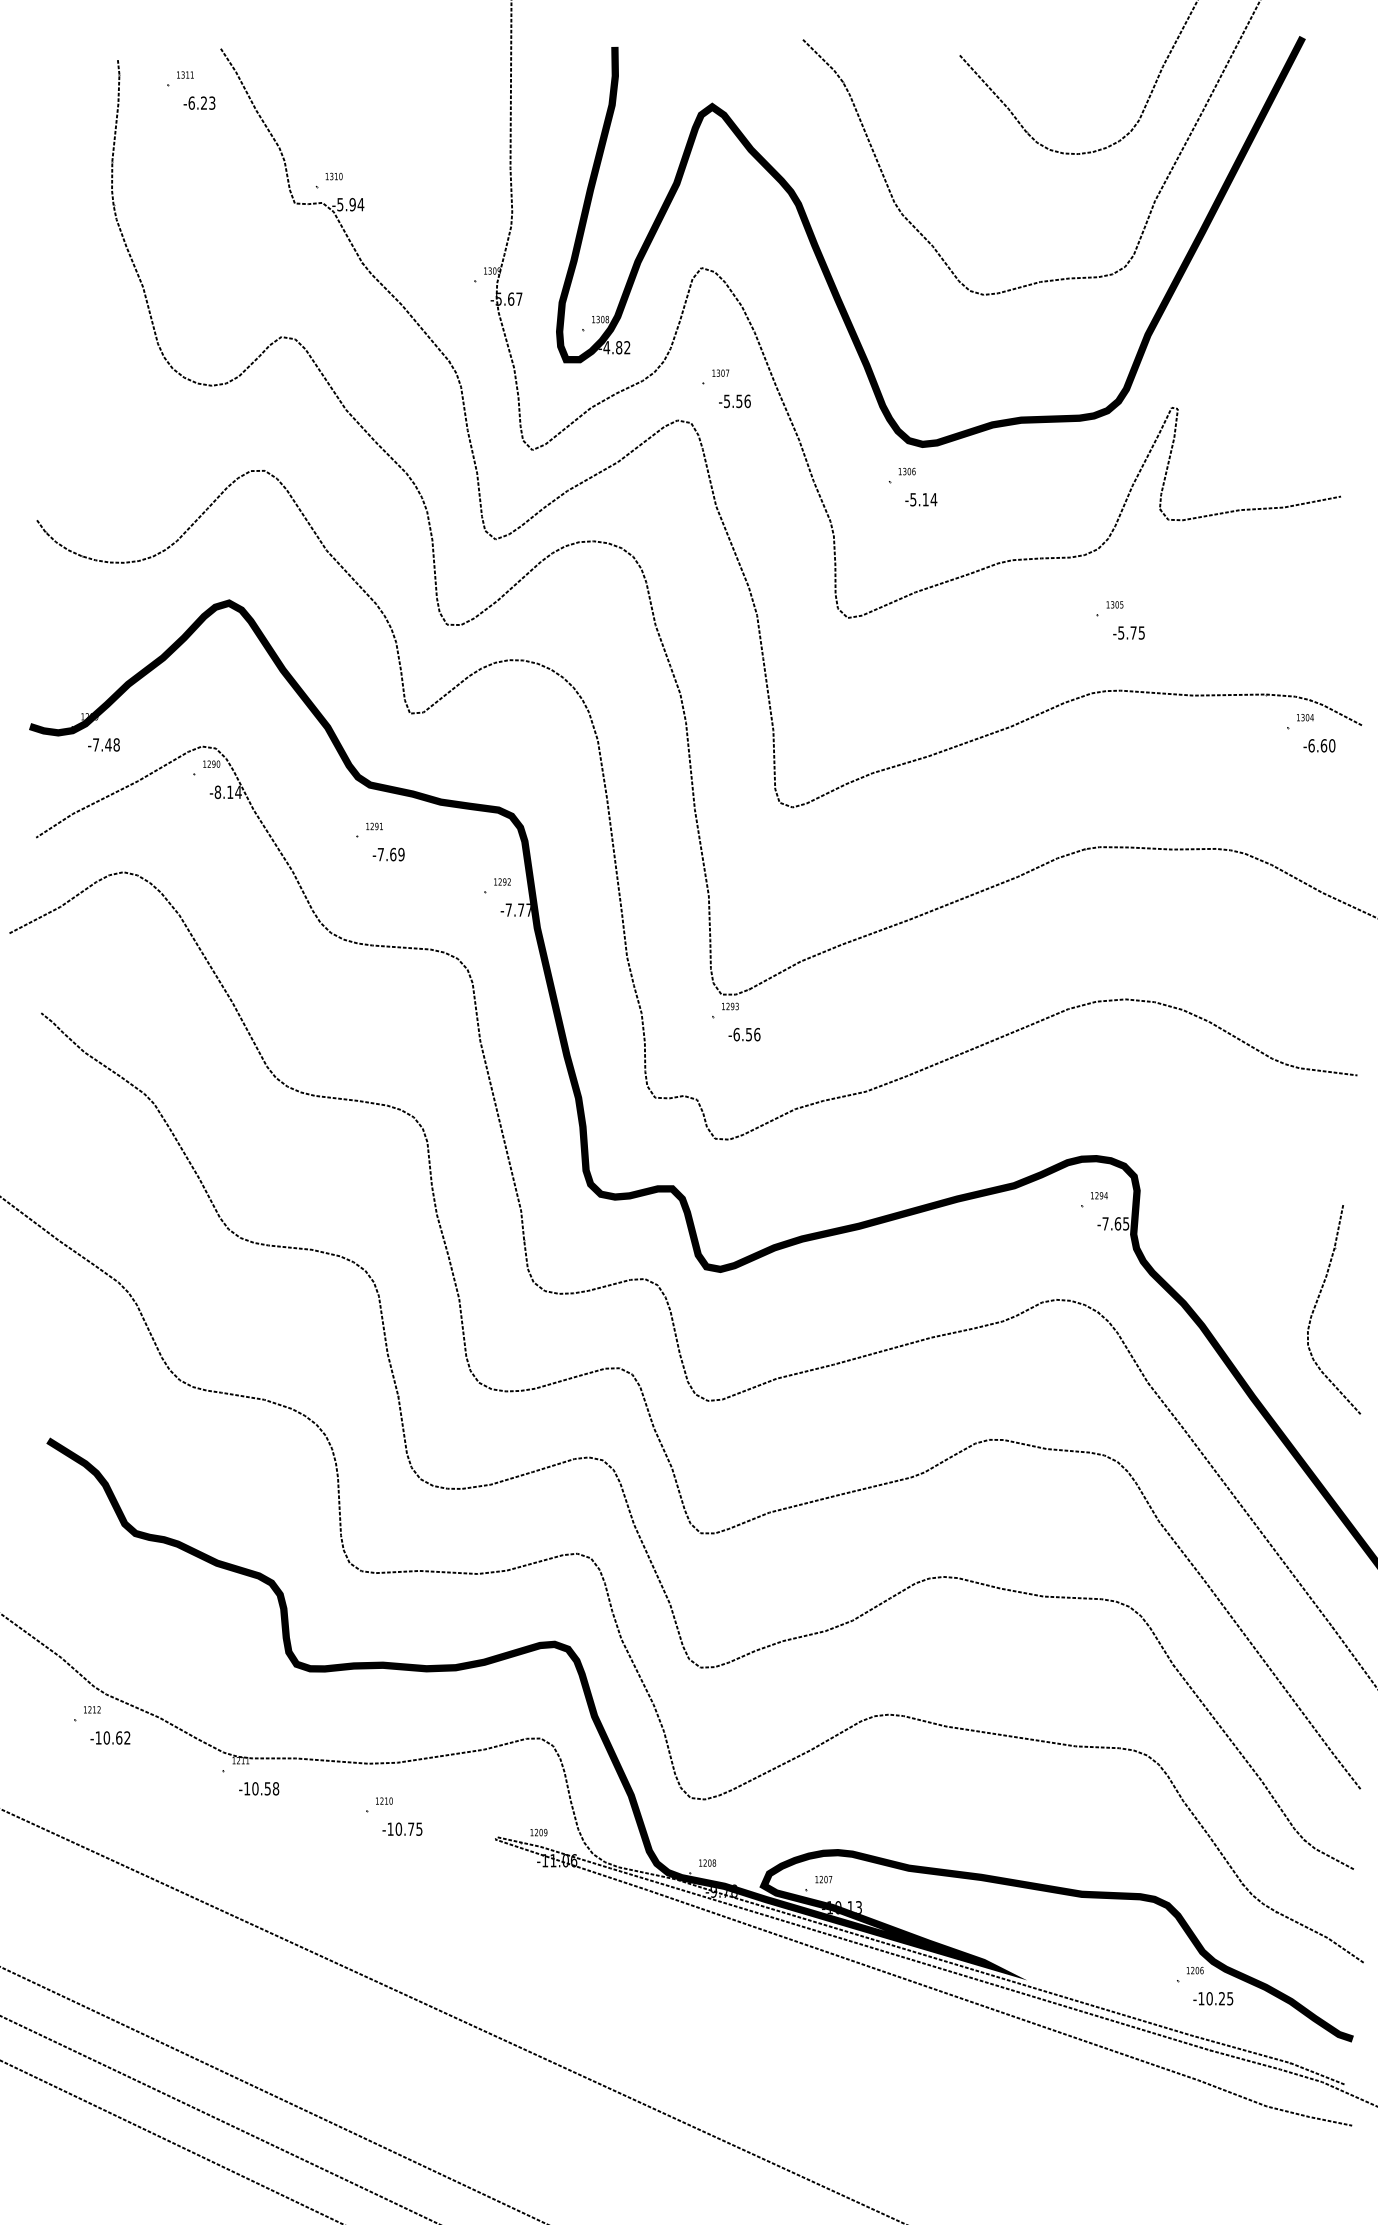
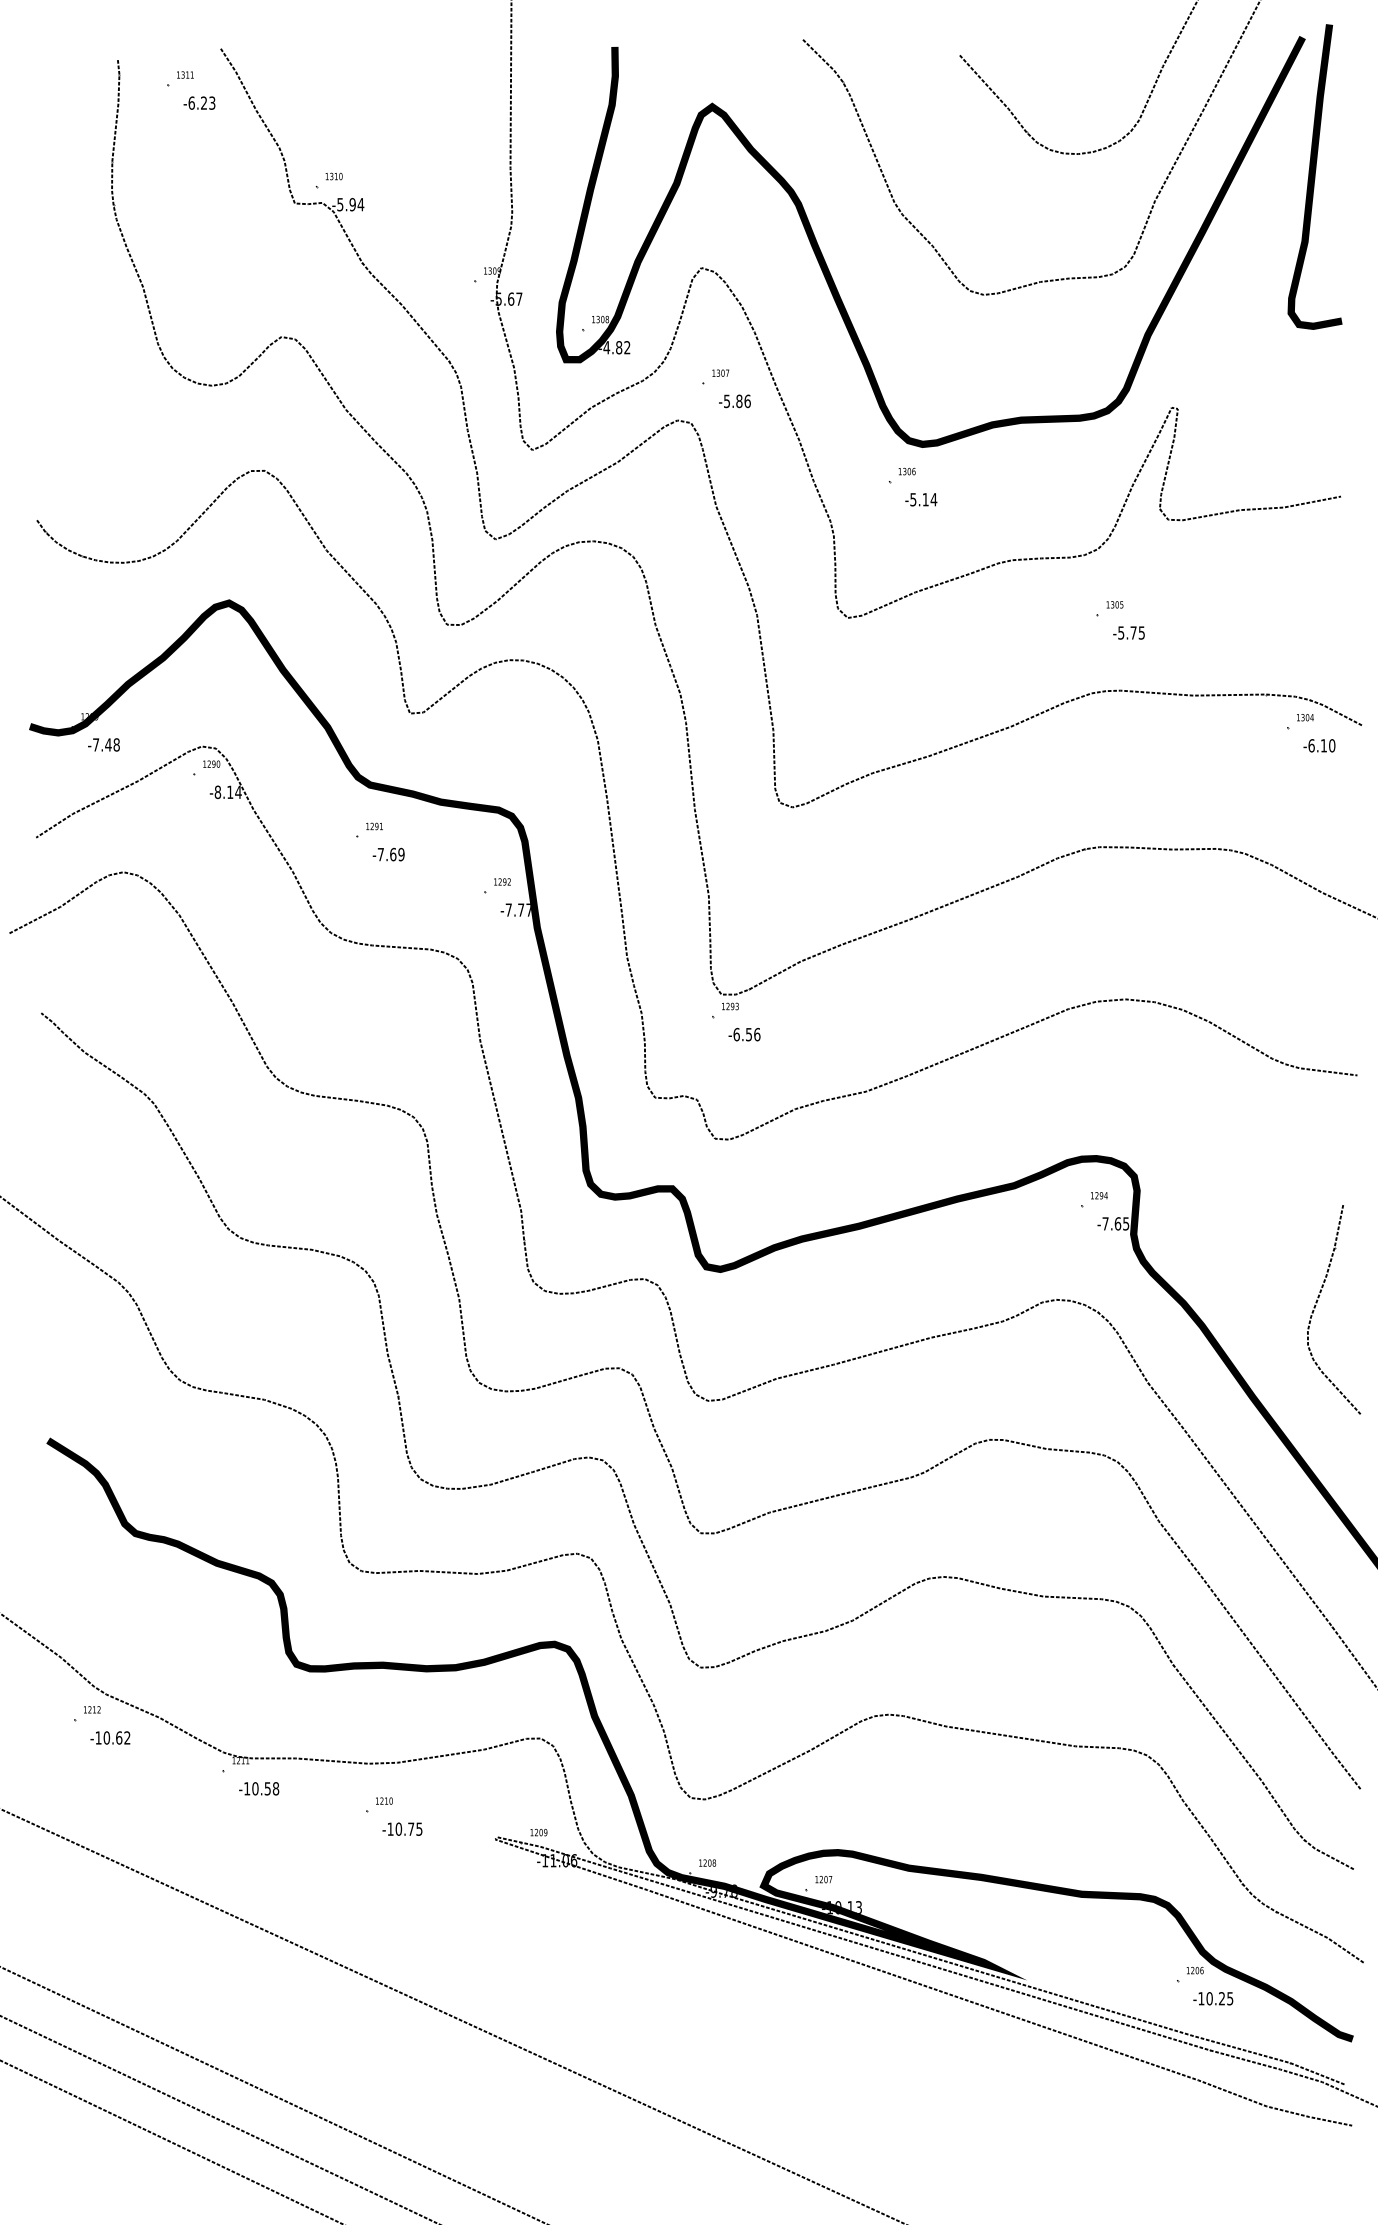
curve: none -> present (1314, 176)
text: -5.56 -> -5.86 (739, 401)
text: -6.60 -> -6.10 (1323, 745)
